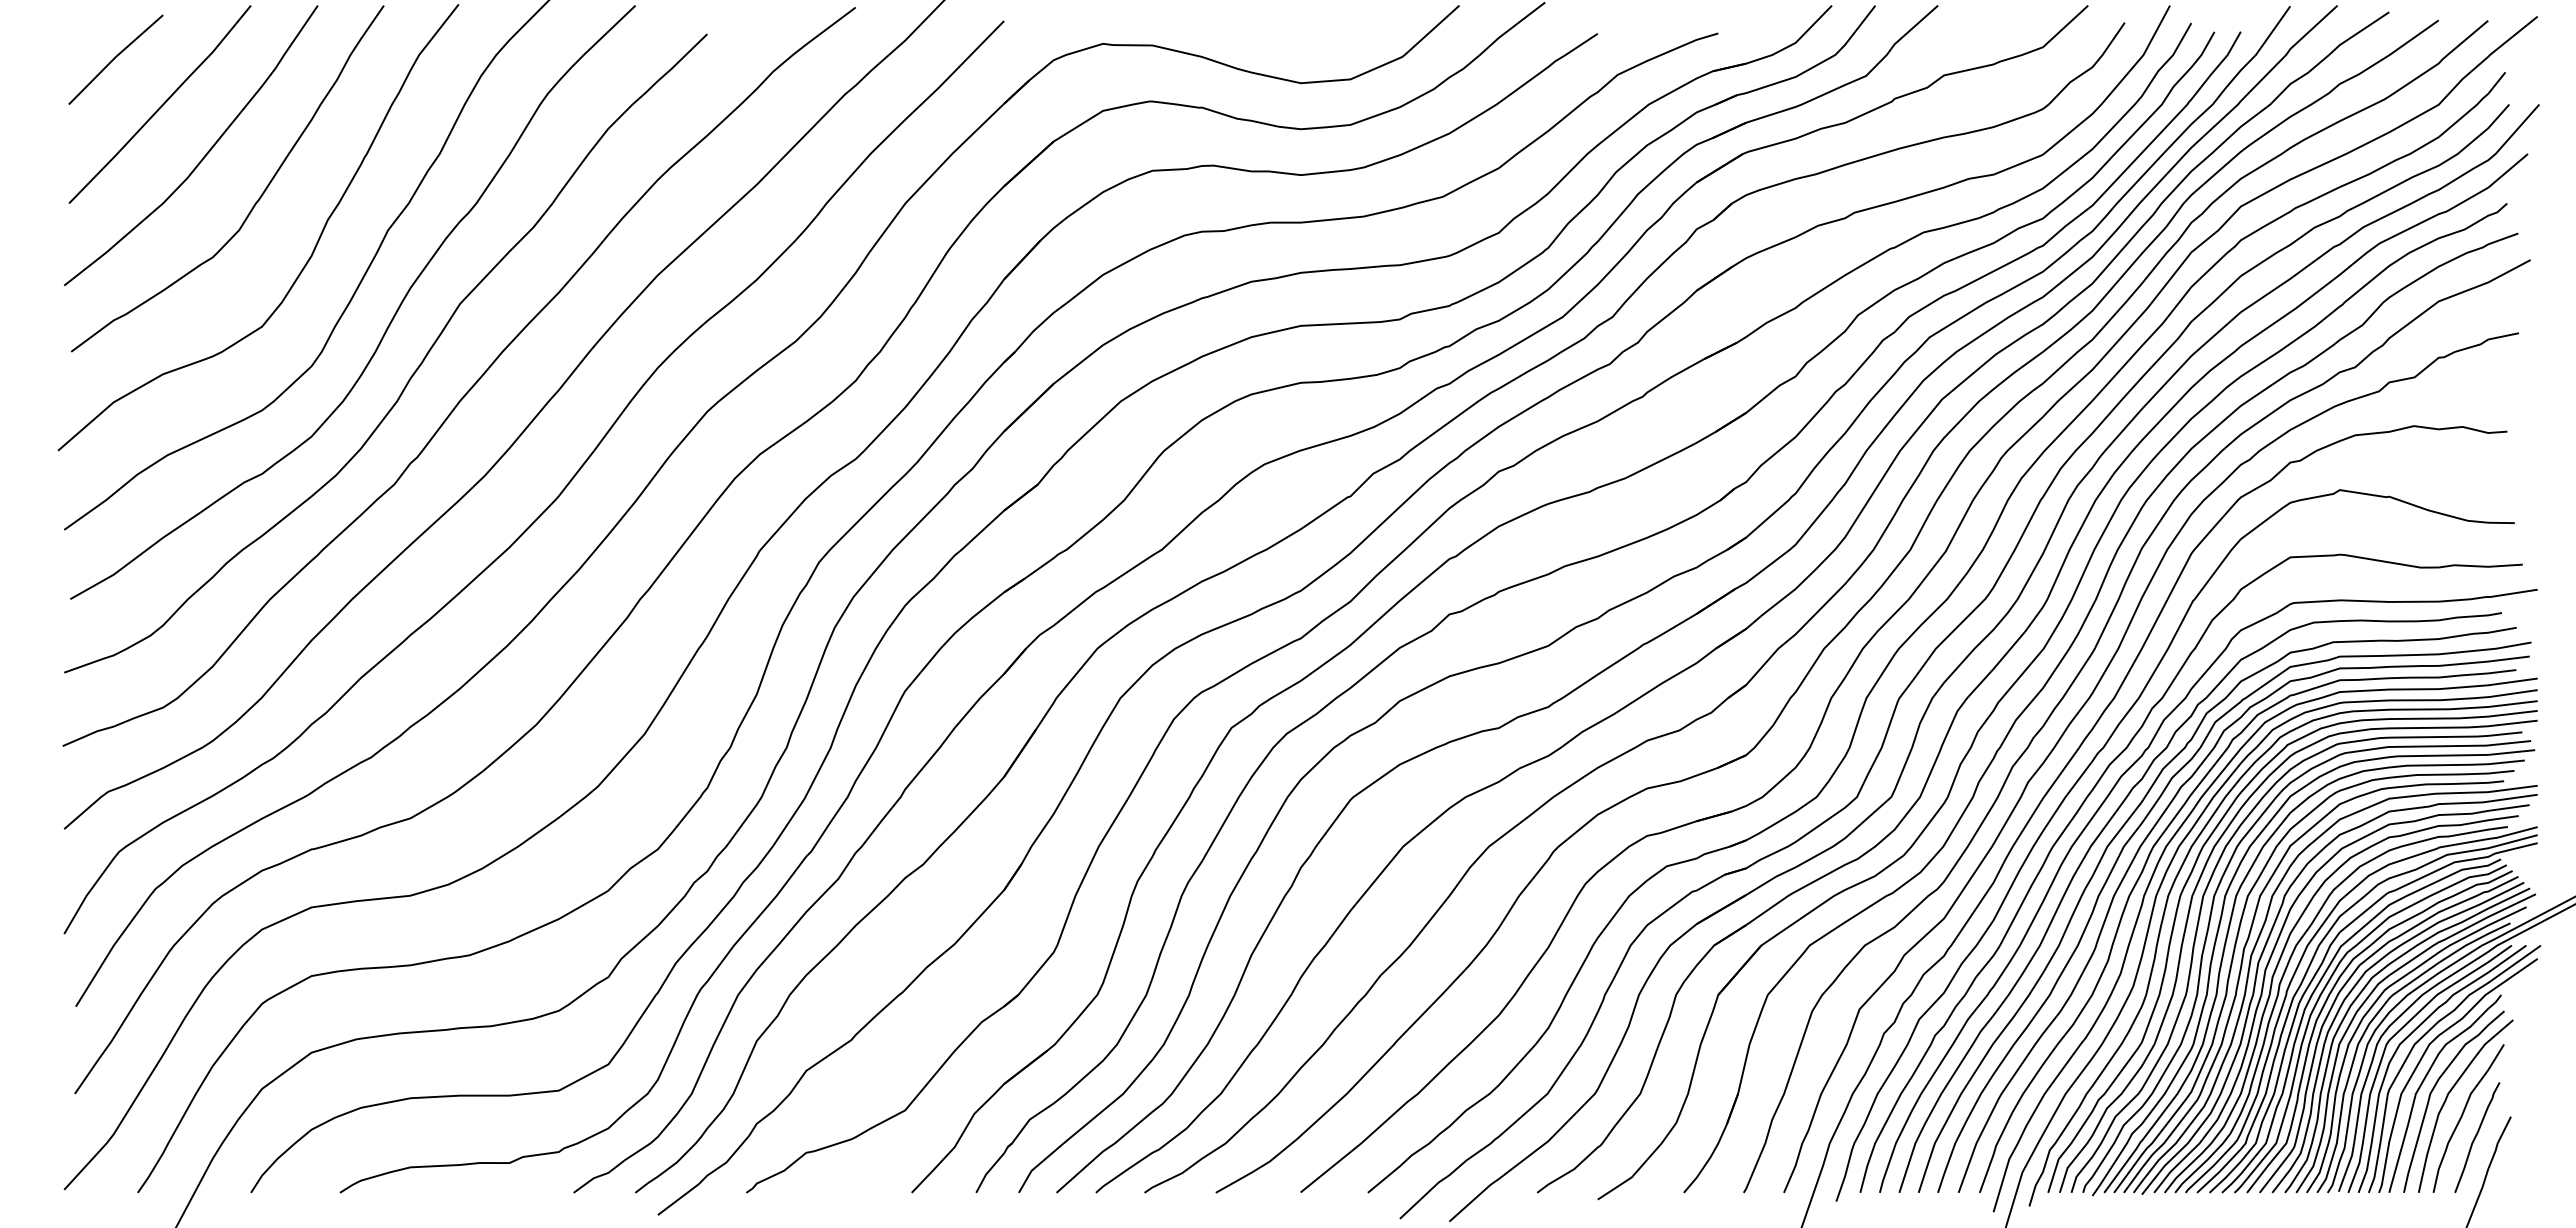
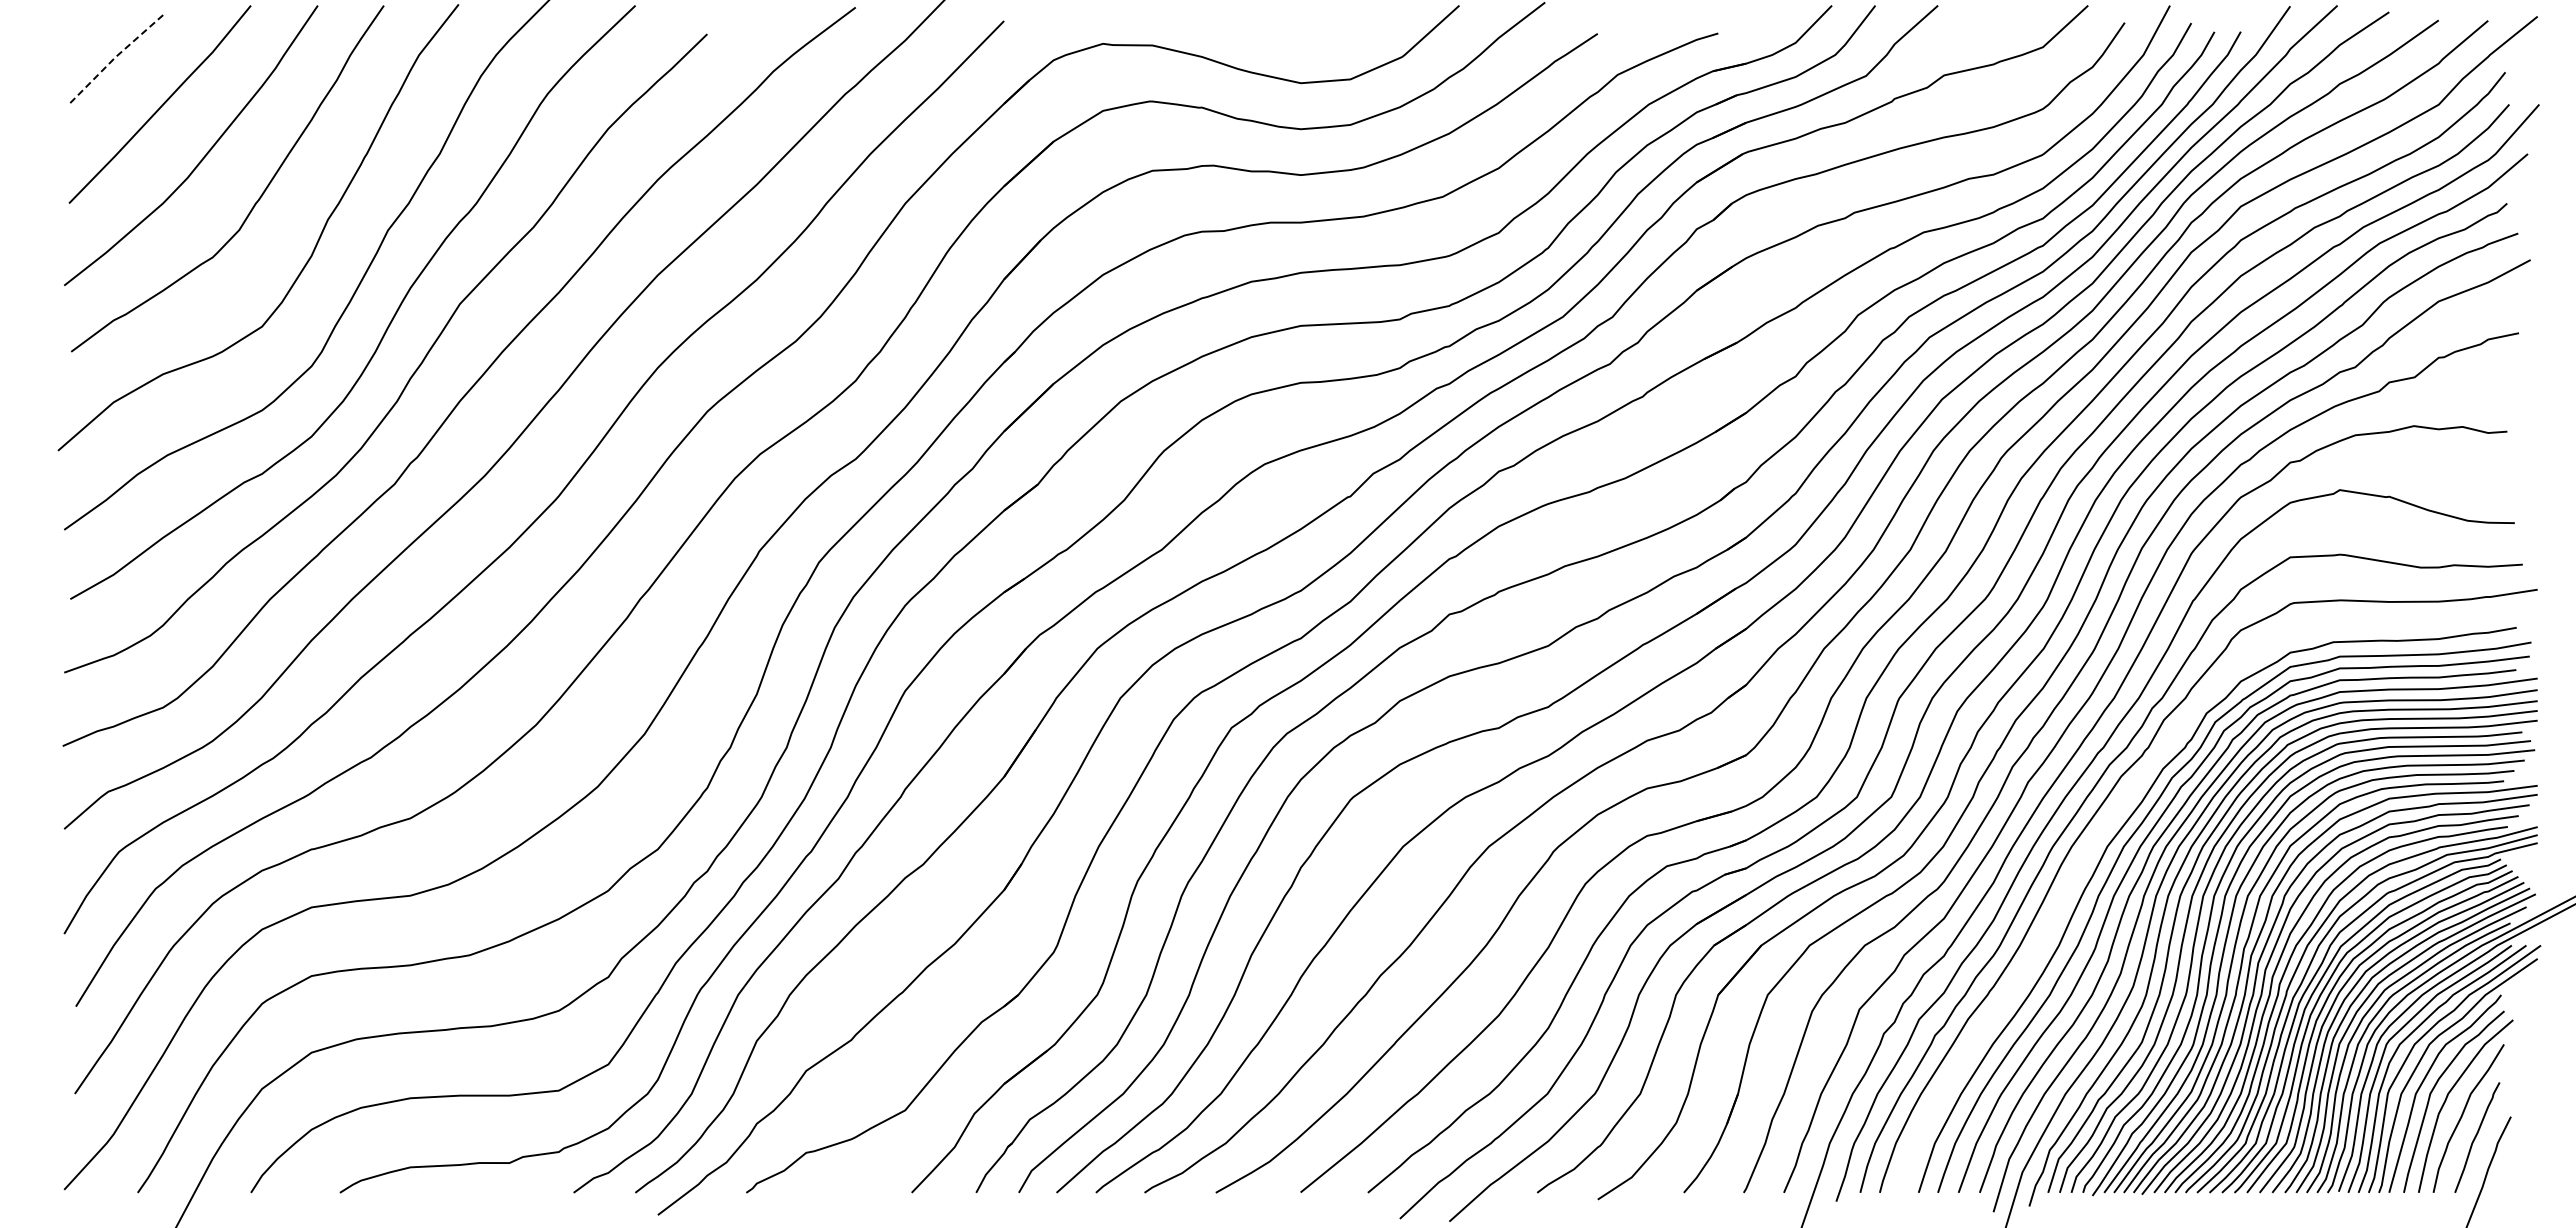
line: solid -> dashed (115, 57)
curve: present -> none (2102, 832)
